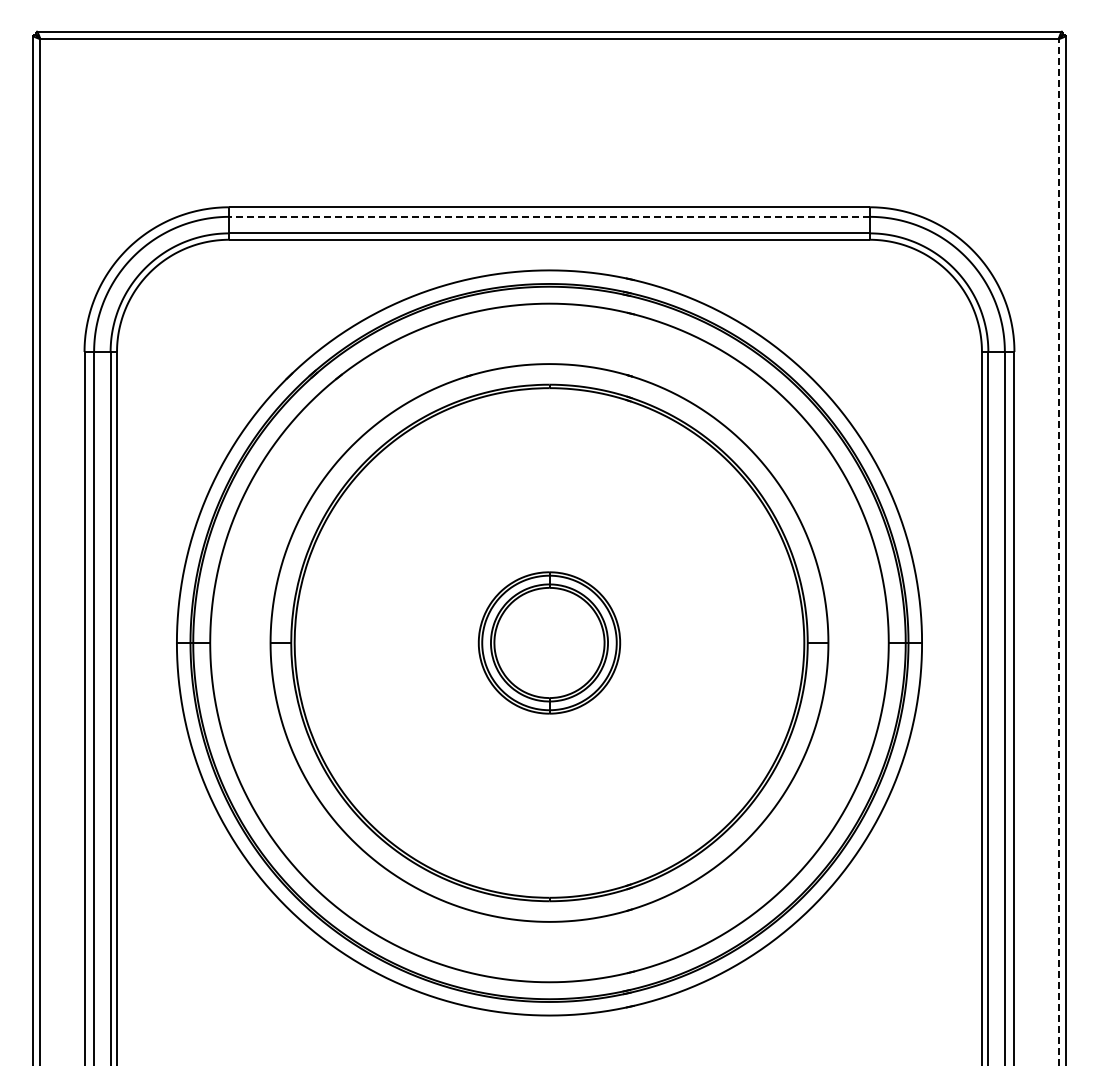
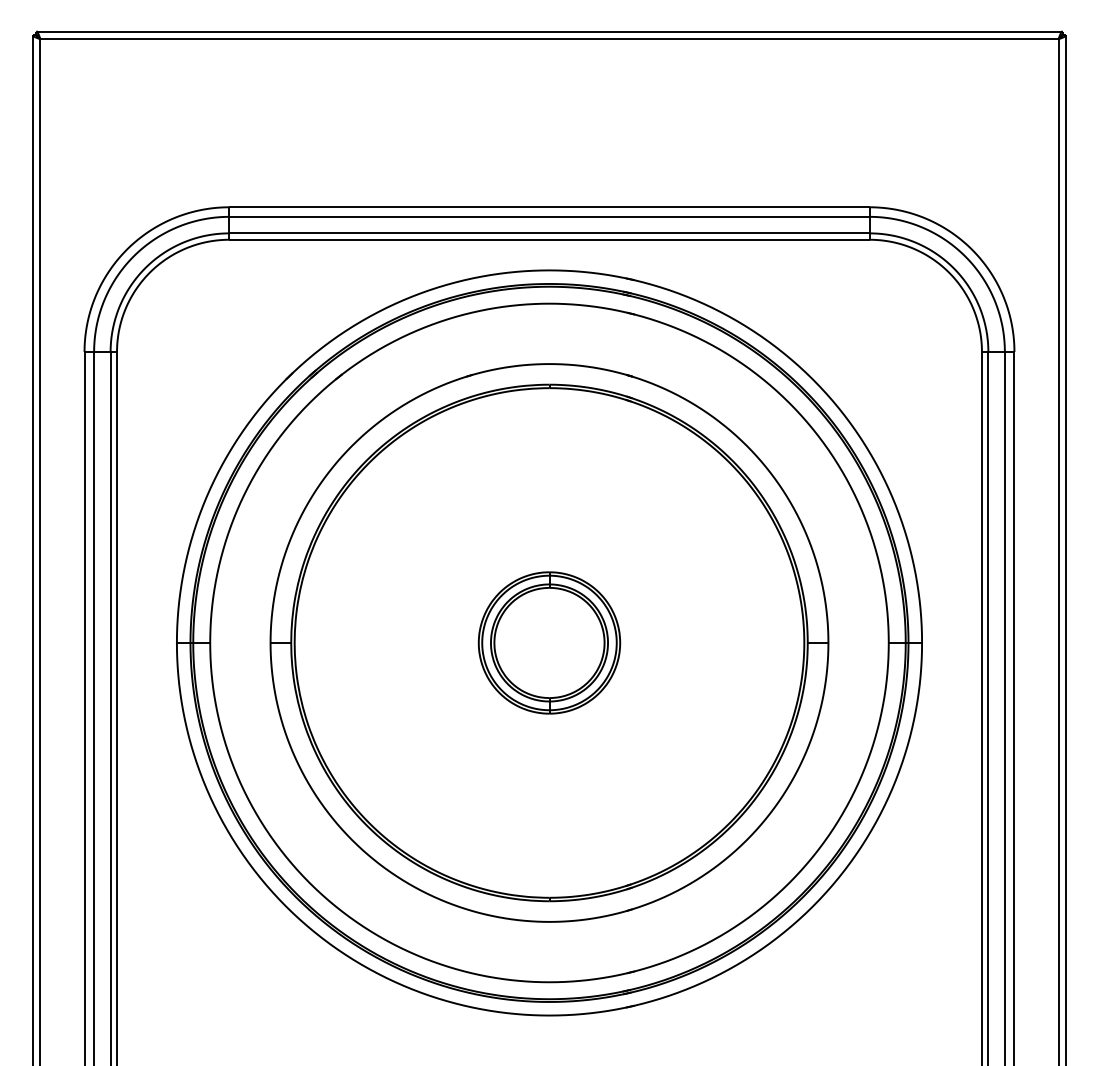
line: dashed -> solid (549, 216)
line: dashed -> solid (1058, 552)
